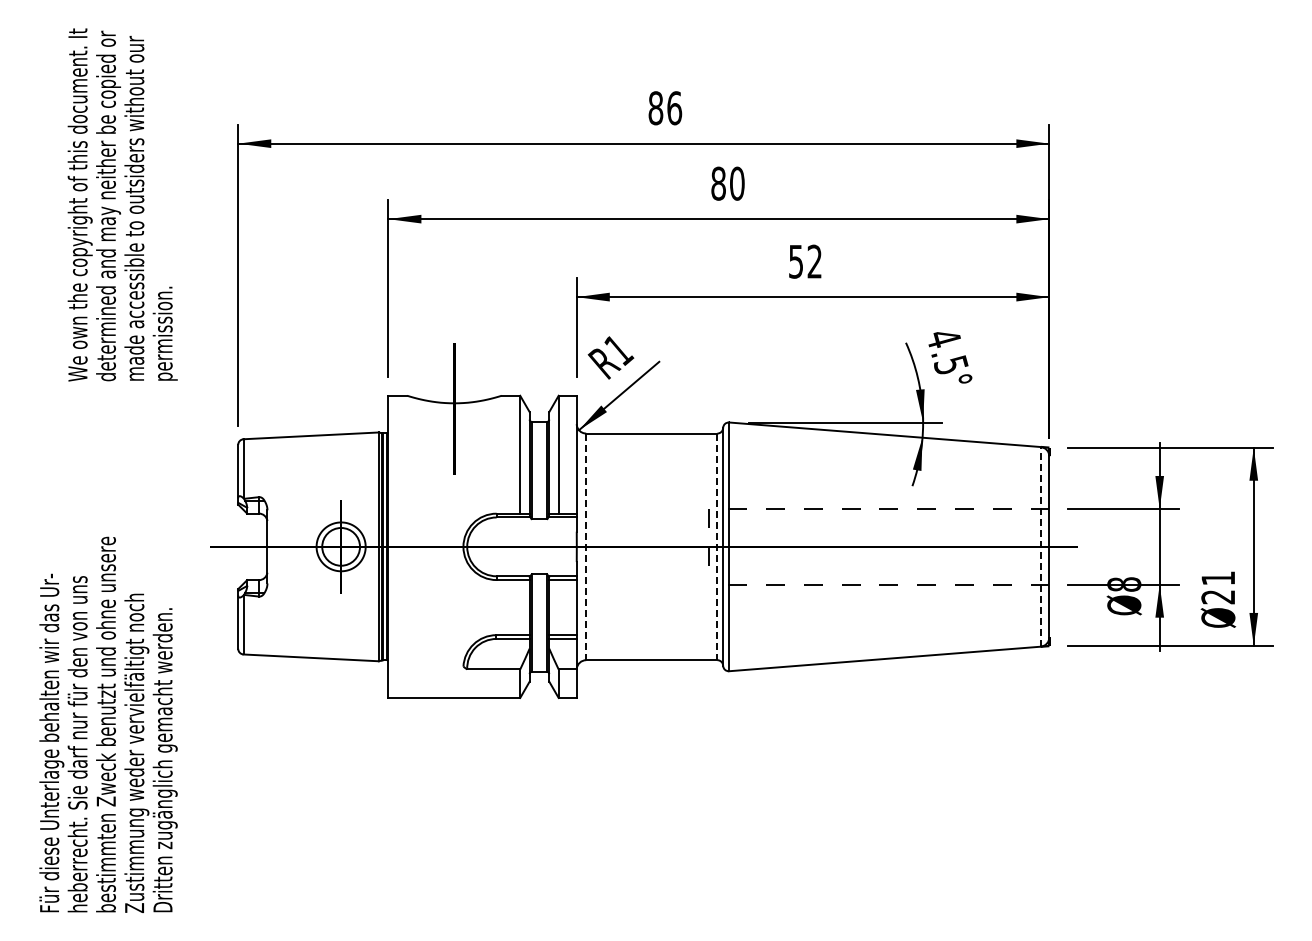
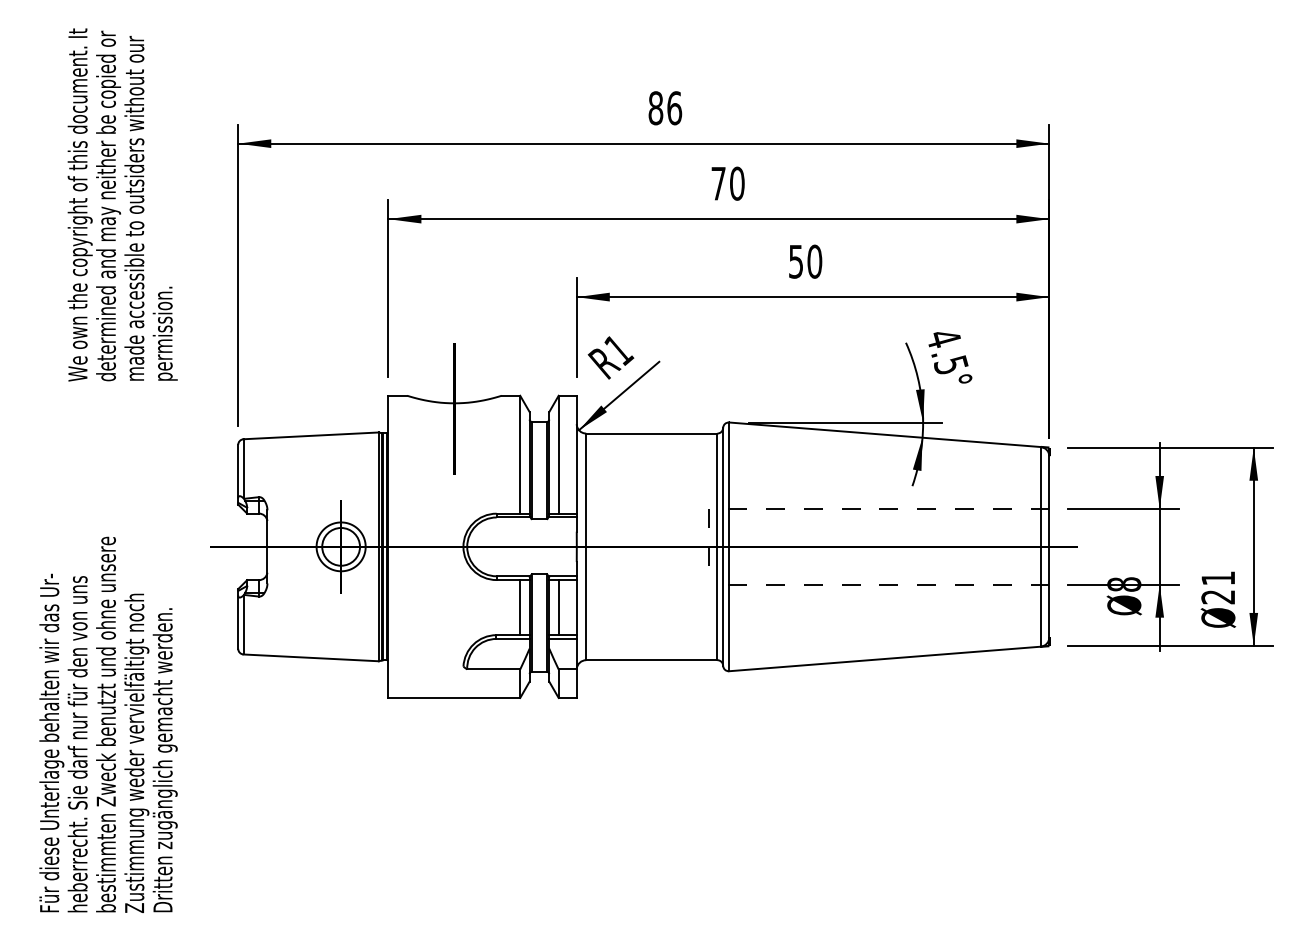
text: 80 -> 70 (718, 183)
text: 52 -> 50 (814, 261)
line: dashed -> solid (1040, 546)
line: dashed -> solid (586, 547)
line: dashed -> solid (717, 547)
line: none -> present (520, 607)
line: none -> present (558, 607)
